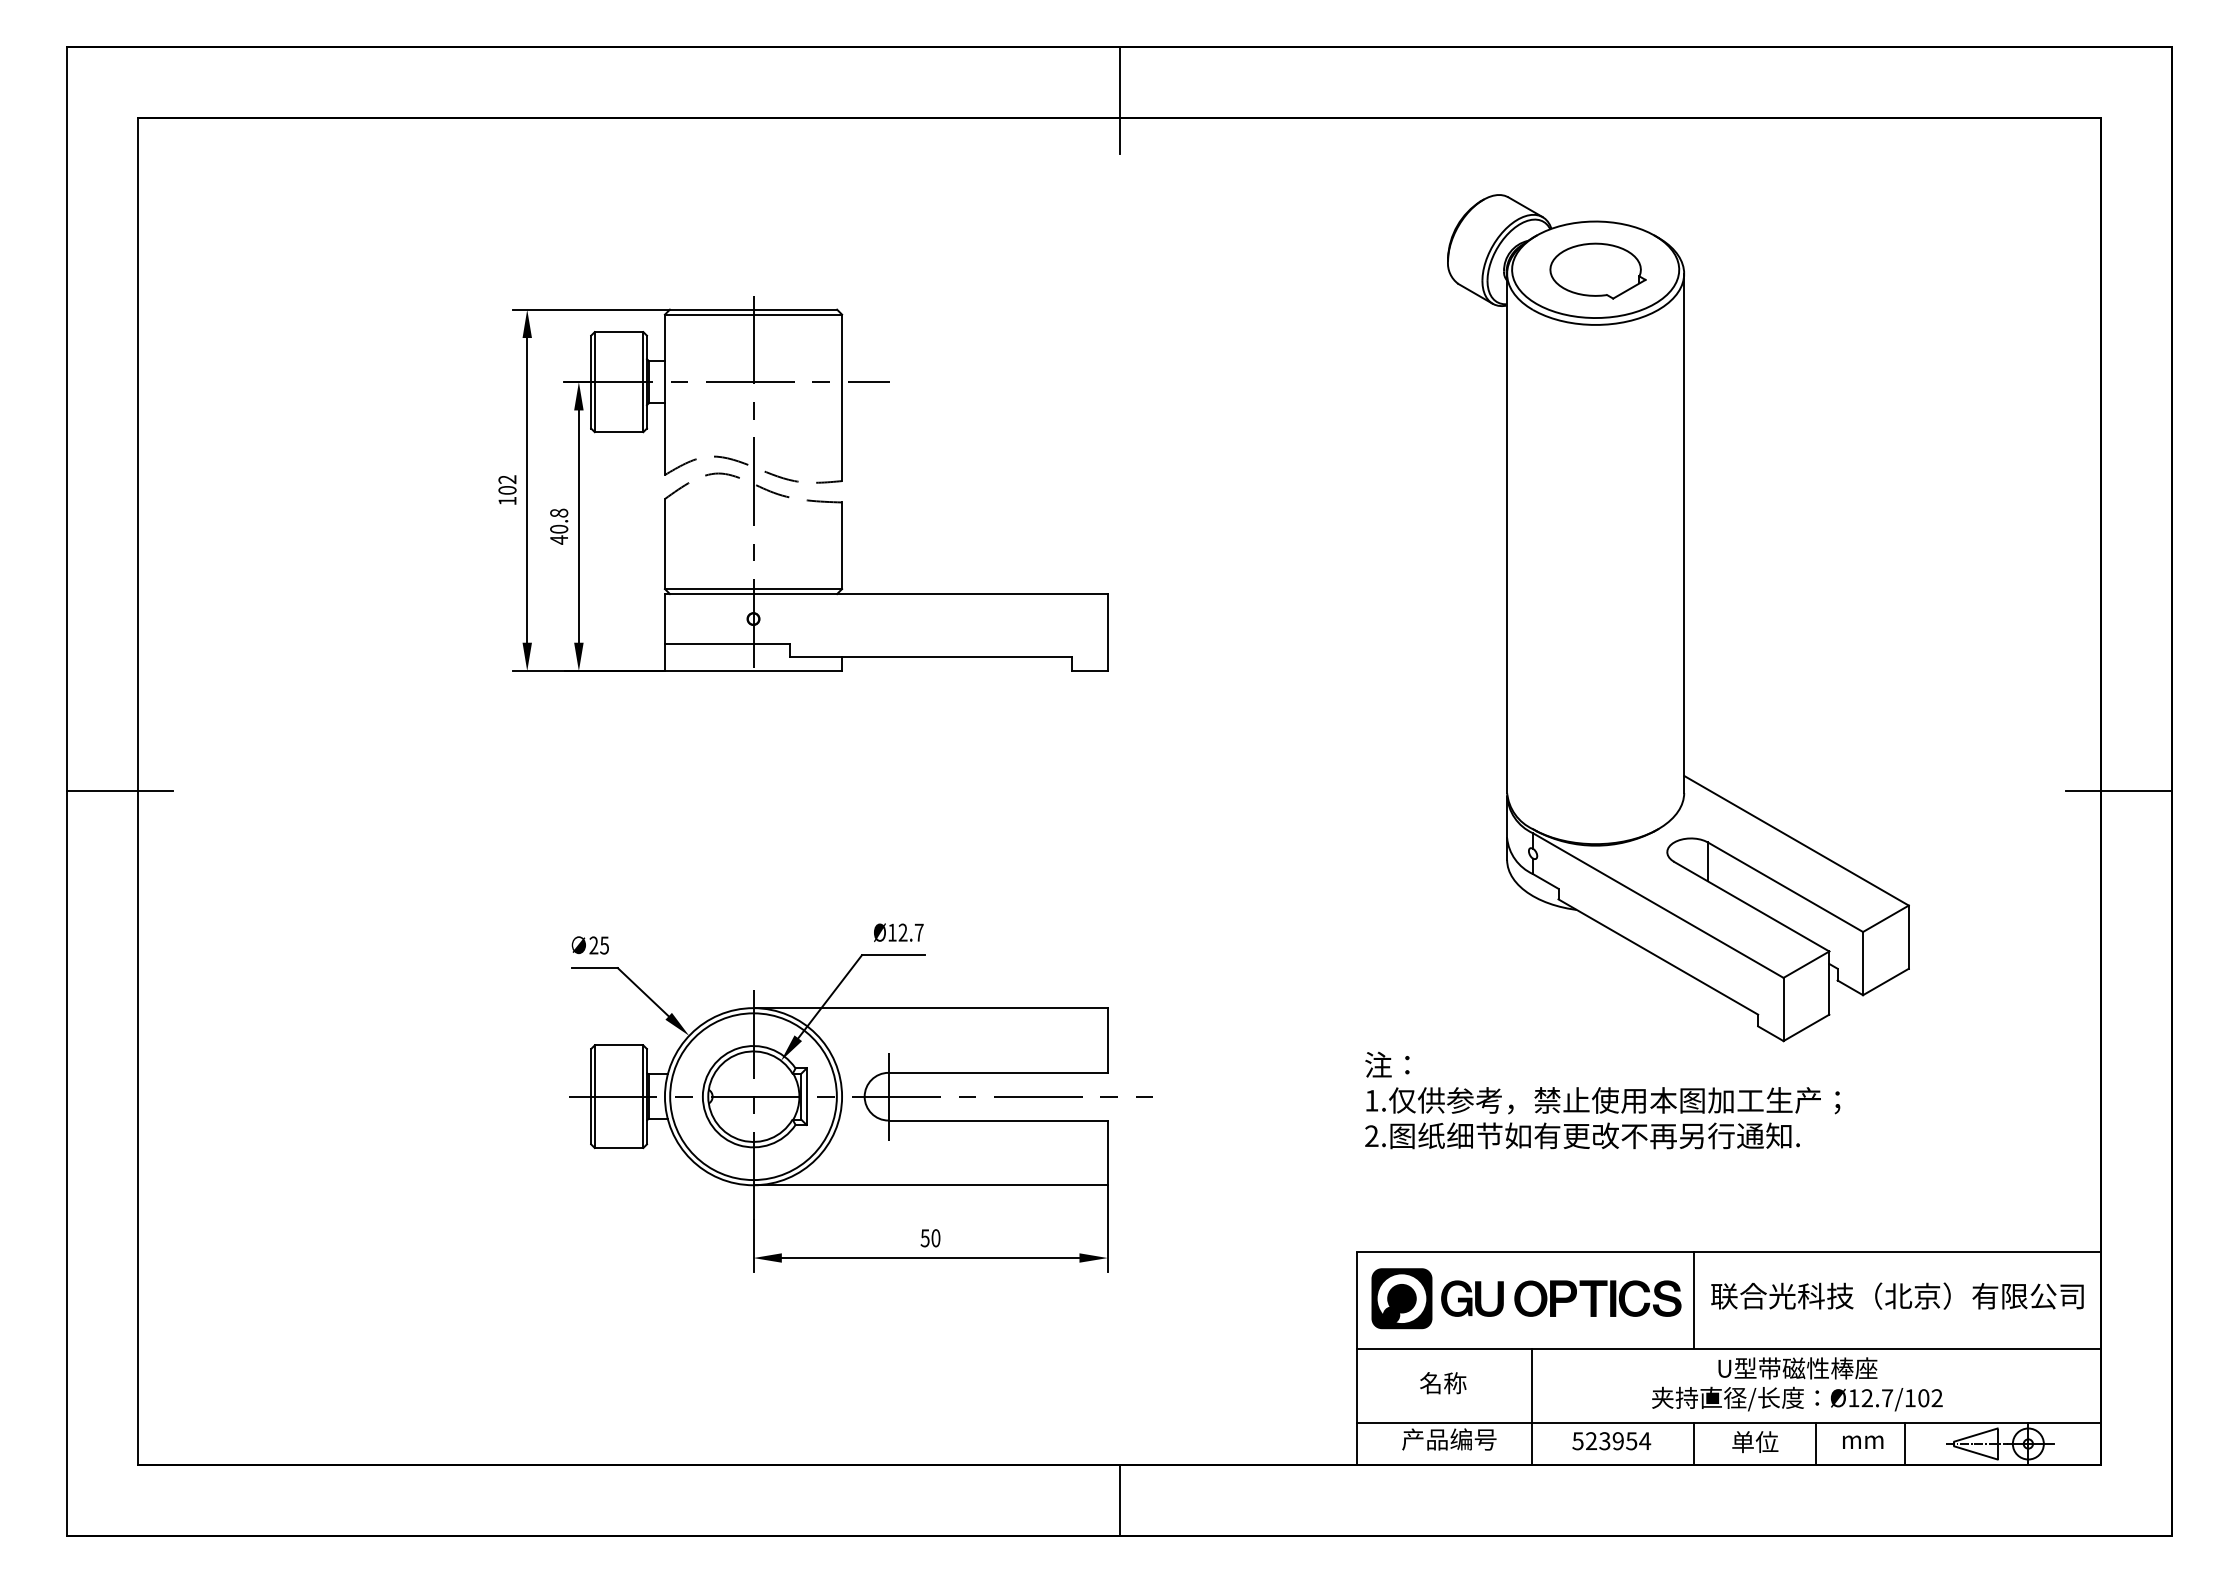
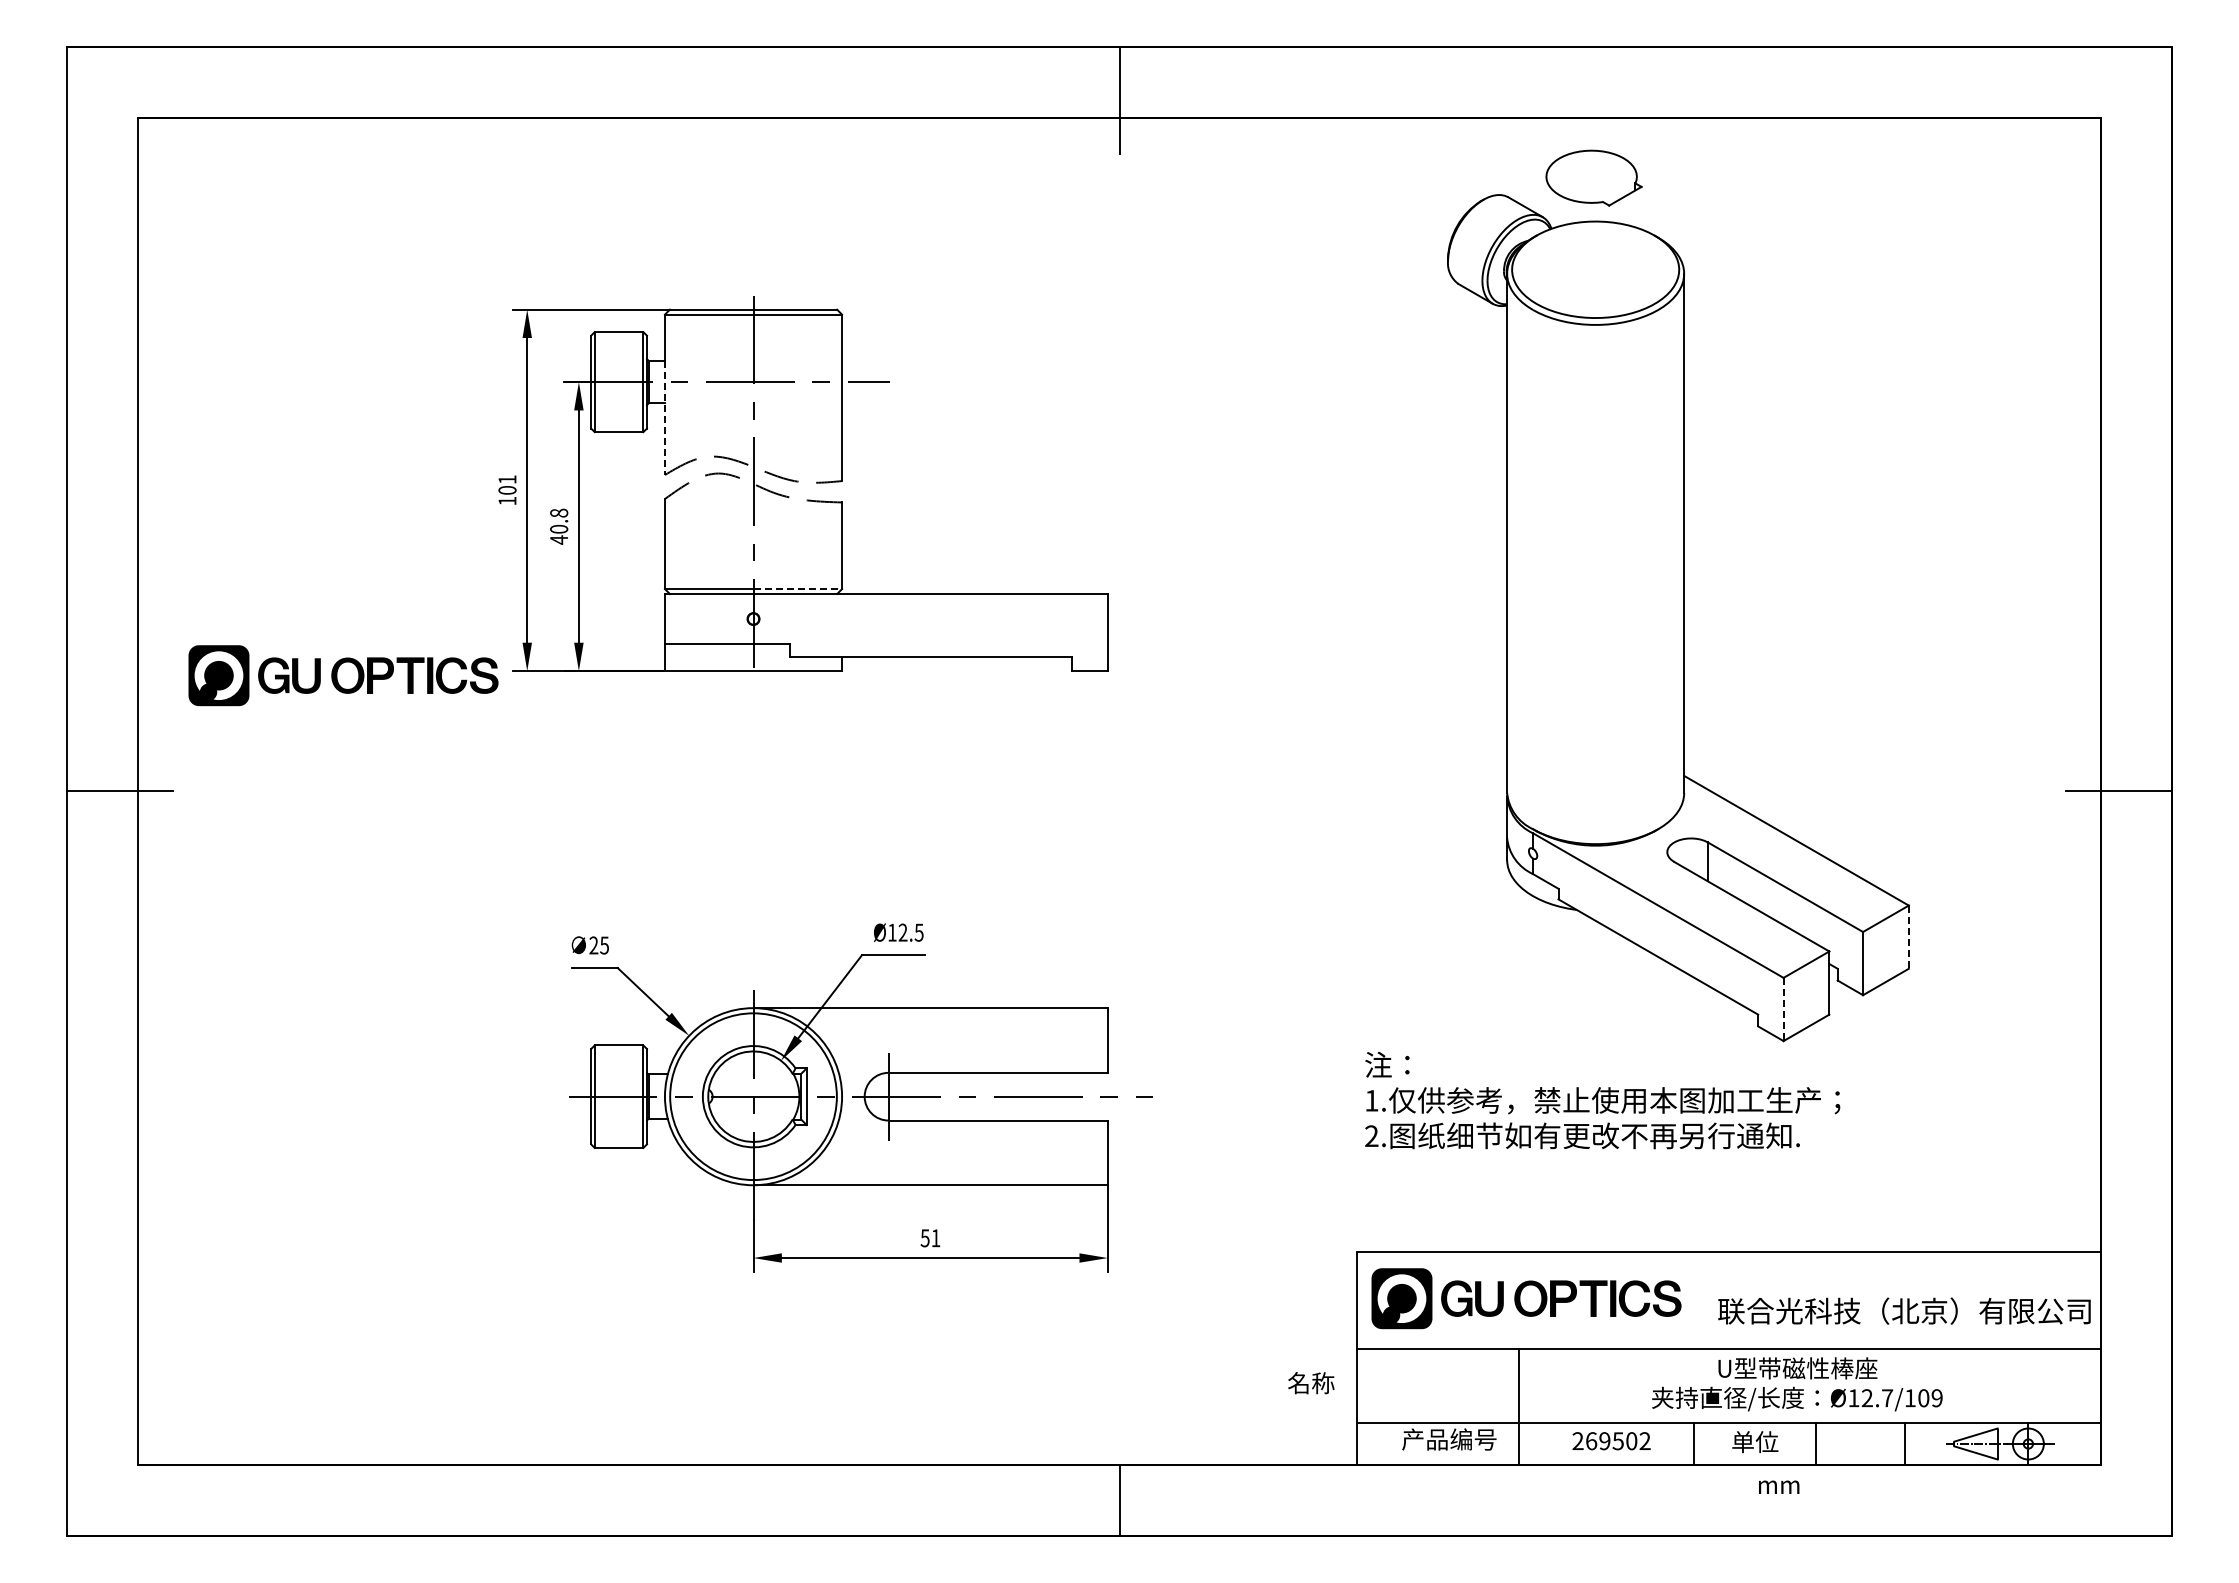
part position: (1597, 270) -> (1593, 177) (1593, 177)
line: solid -> dashed (664, 418)
text: 102 -> 101 (507, 479)
line: solid -> dashed (798, 589)
part: none -> present (343, 675)
text: Ø12.7 -> Ø12.5 (918, 932)
line: solid -> dashed (1908, 937)
line: solid -> dashed (1783, 1009)
text: 50 -> 51 (935, 1238)
text position: (1897, 1295) -> (1904, 1310) (1904, 1310)
line: present -> none (1694, 1300)
text position: (1443, 1383) -> (1311, 1383) (1311, 1383)
text: Ø12.7/102 -> Ø12.7/109 (1936, 1398)
line position: (1532, 1406) -> (1519, 1406) (1519, 1406)
text: 523954 -> 269502 (1611, 1441)
text position: (1863, 1441) -> (1779, 1486) (1779, 1486)
